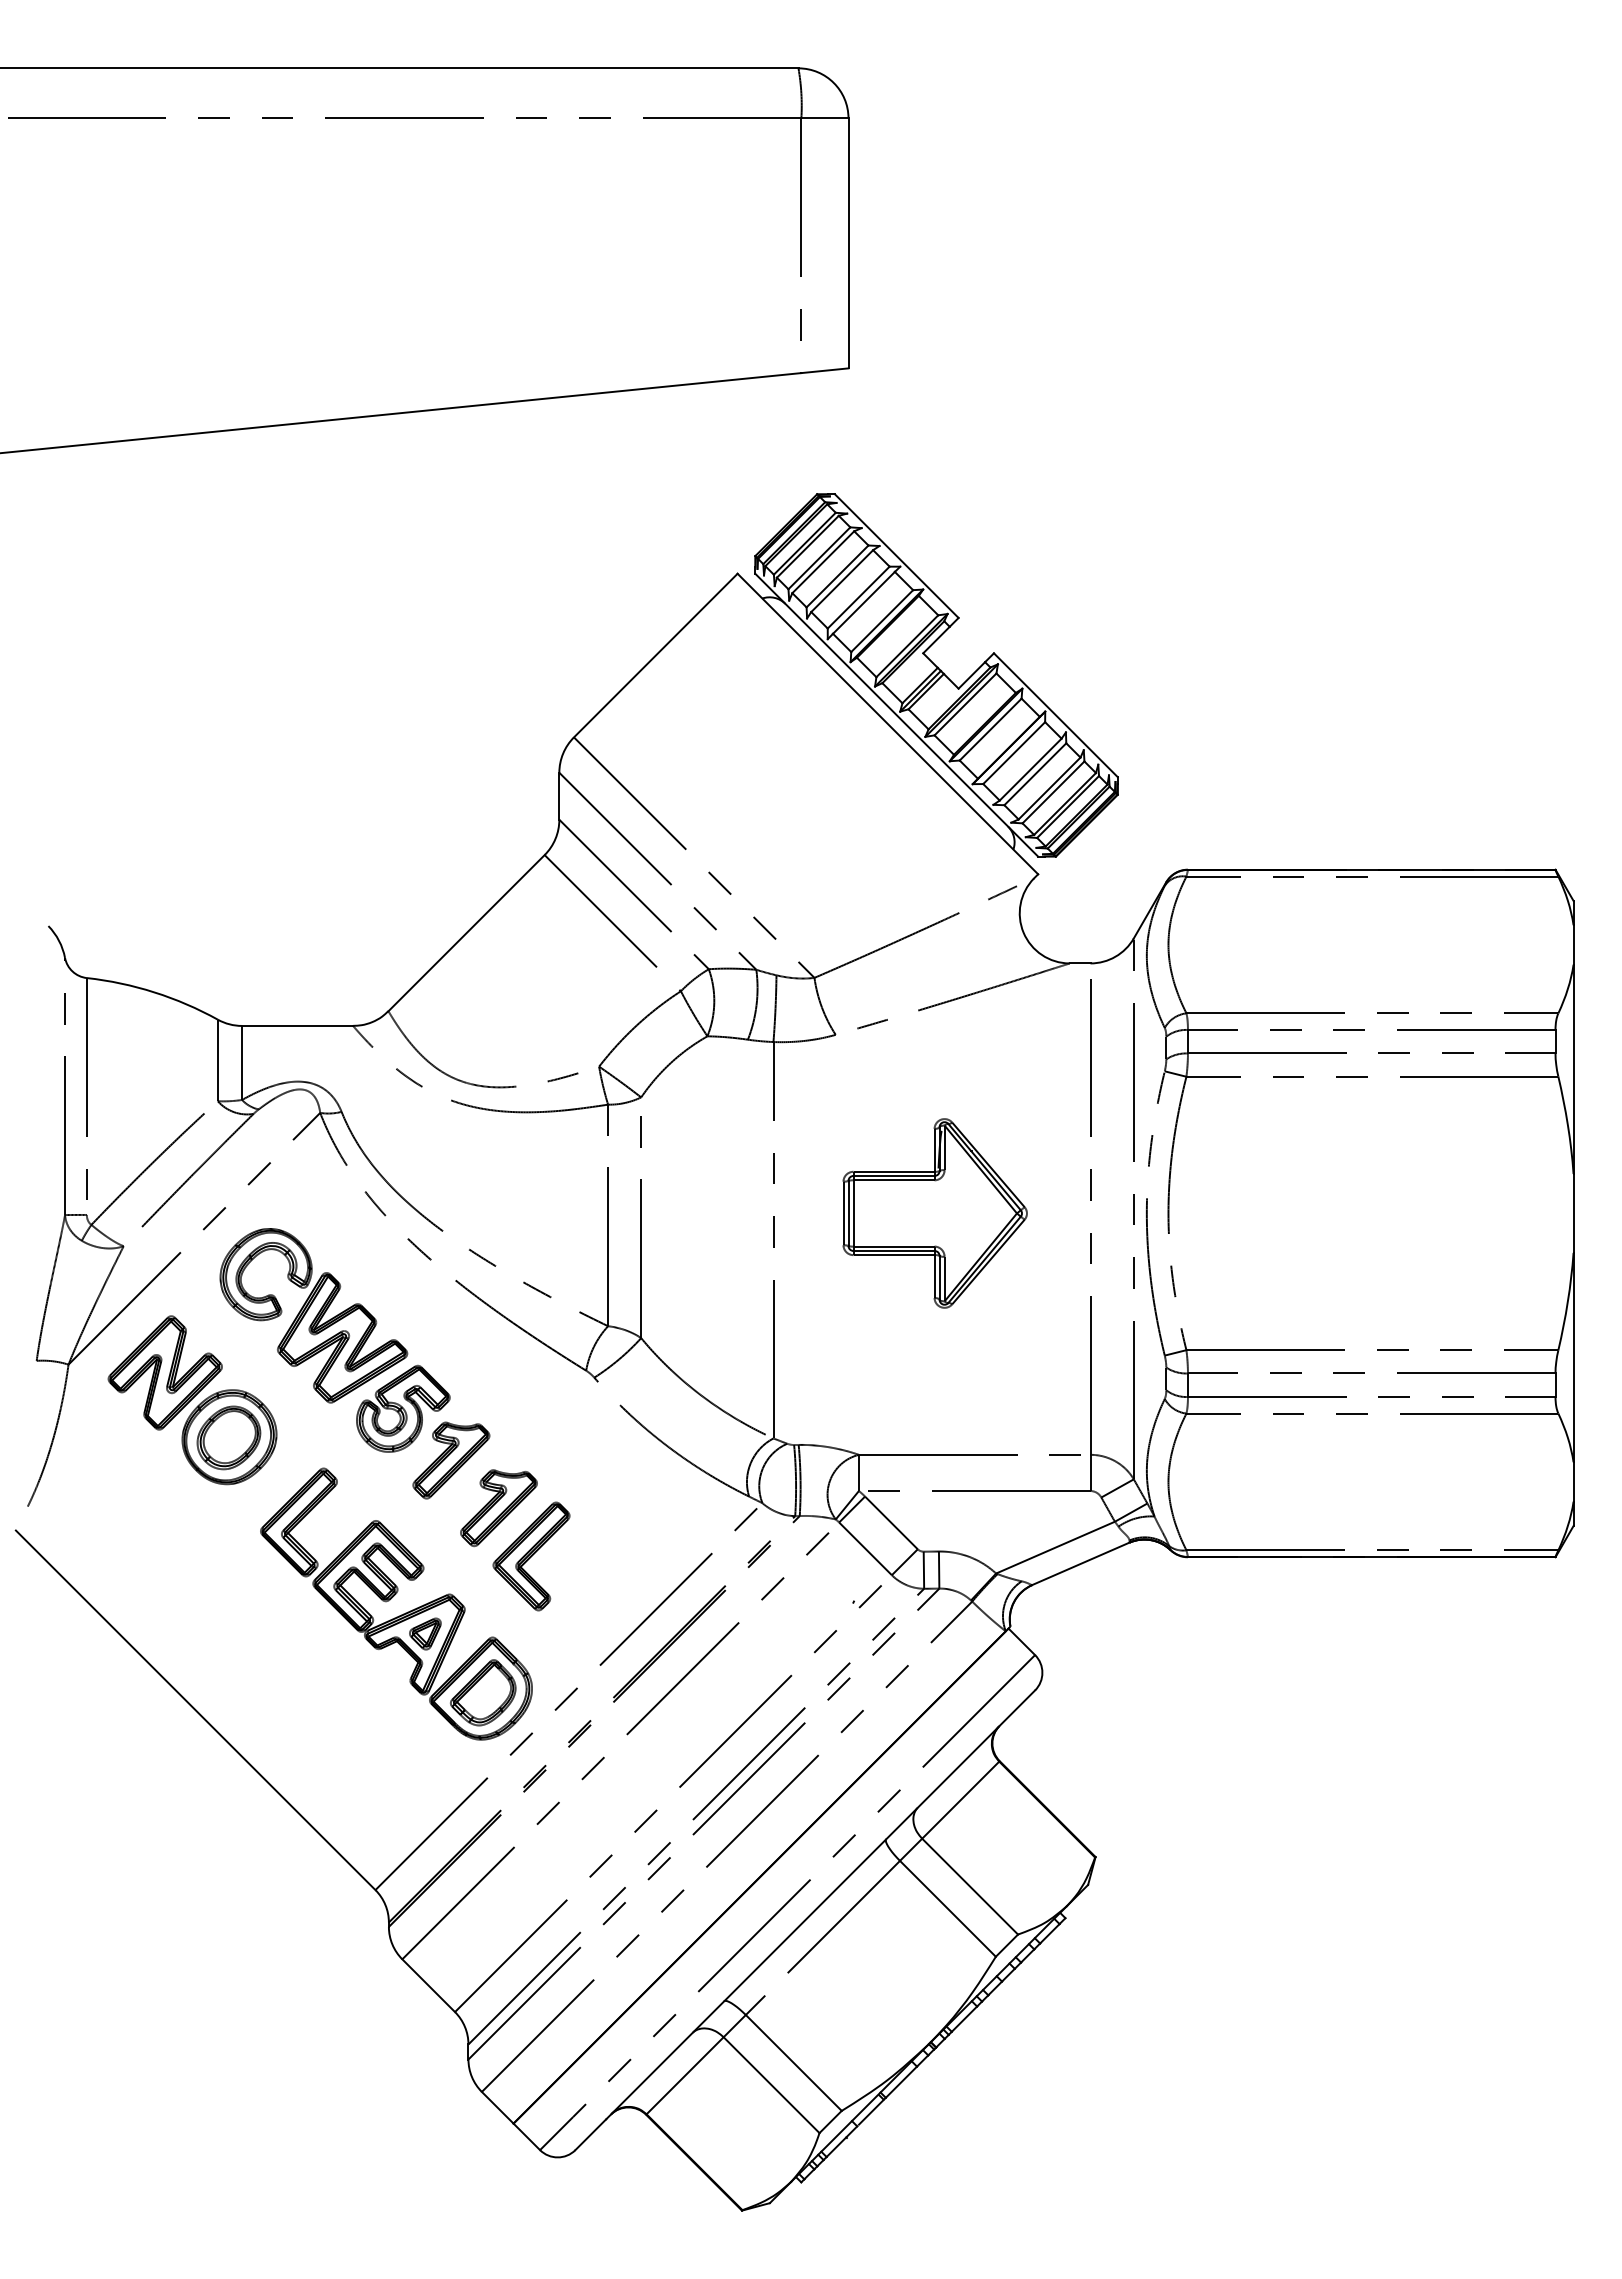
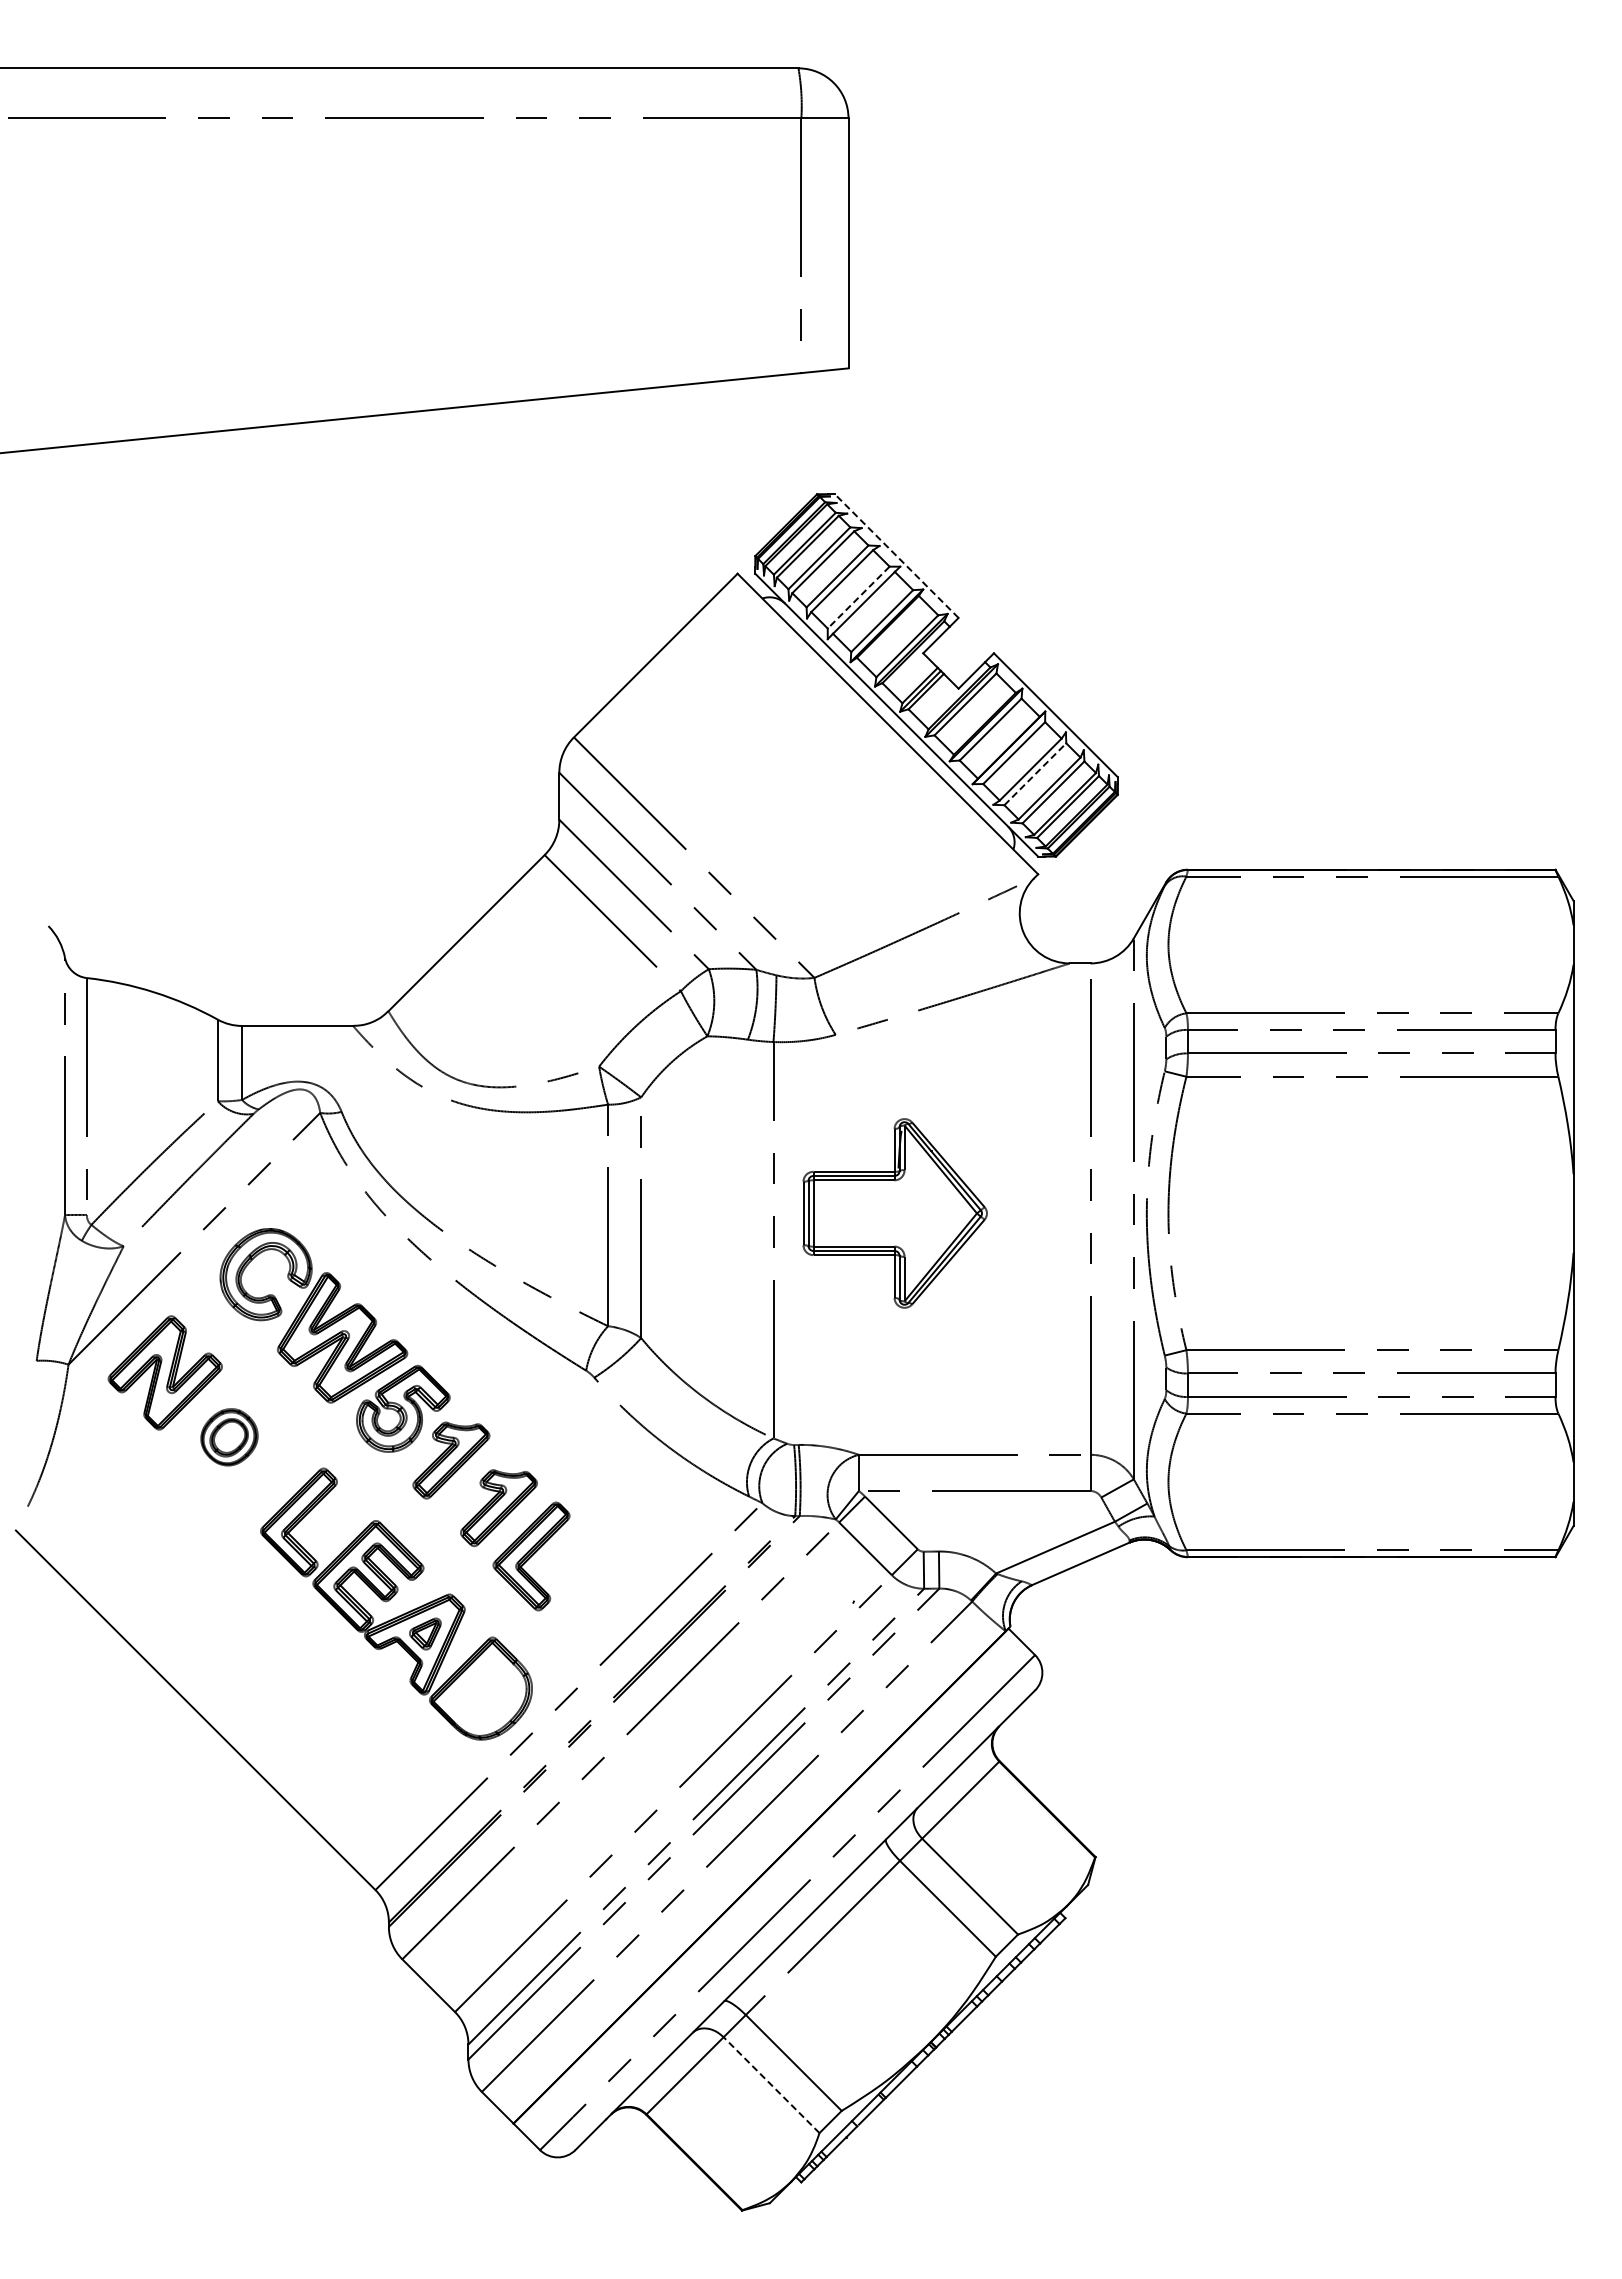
line: solid -> dashed (896, 556)
line: solid -> dashed (858, 597)
line: solid -> dashed (1035, 774)
part position: (934, 1213) -> (894, 1213) (894, 1213)
part size: 97x97 px -> 59x59 px (229, 1437)
part: present -> none (483, 1692)
line: solid -> dashed (771, 2085)
